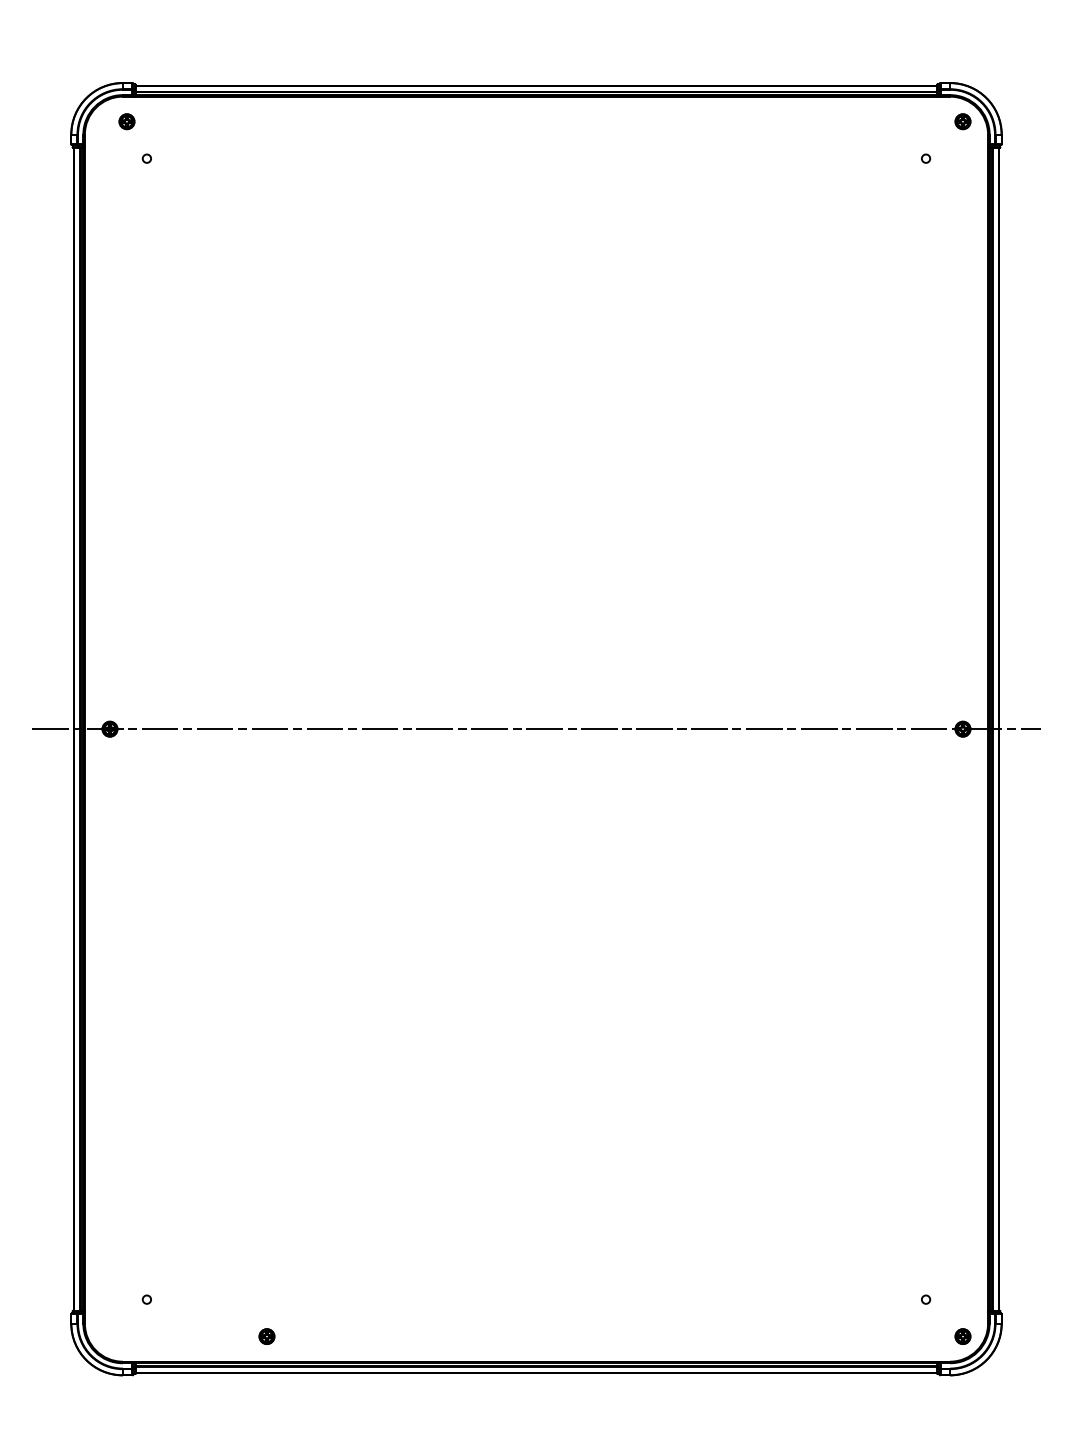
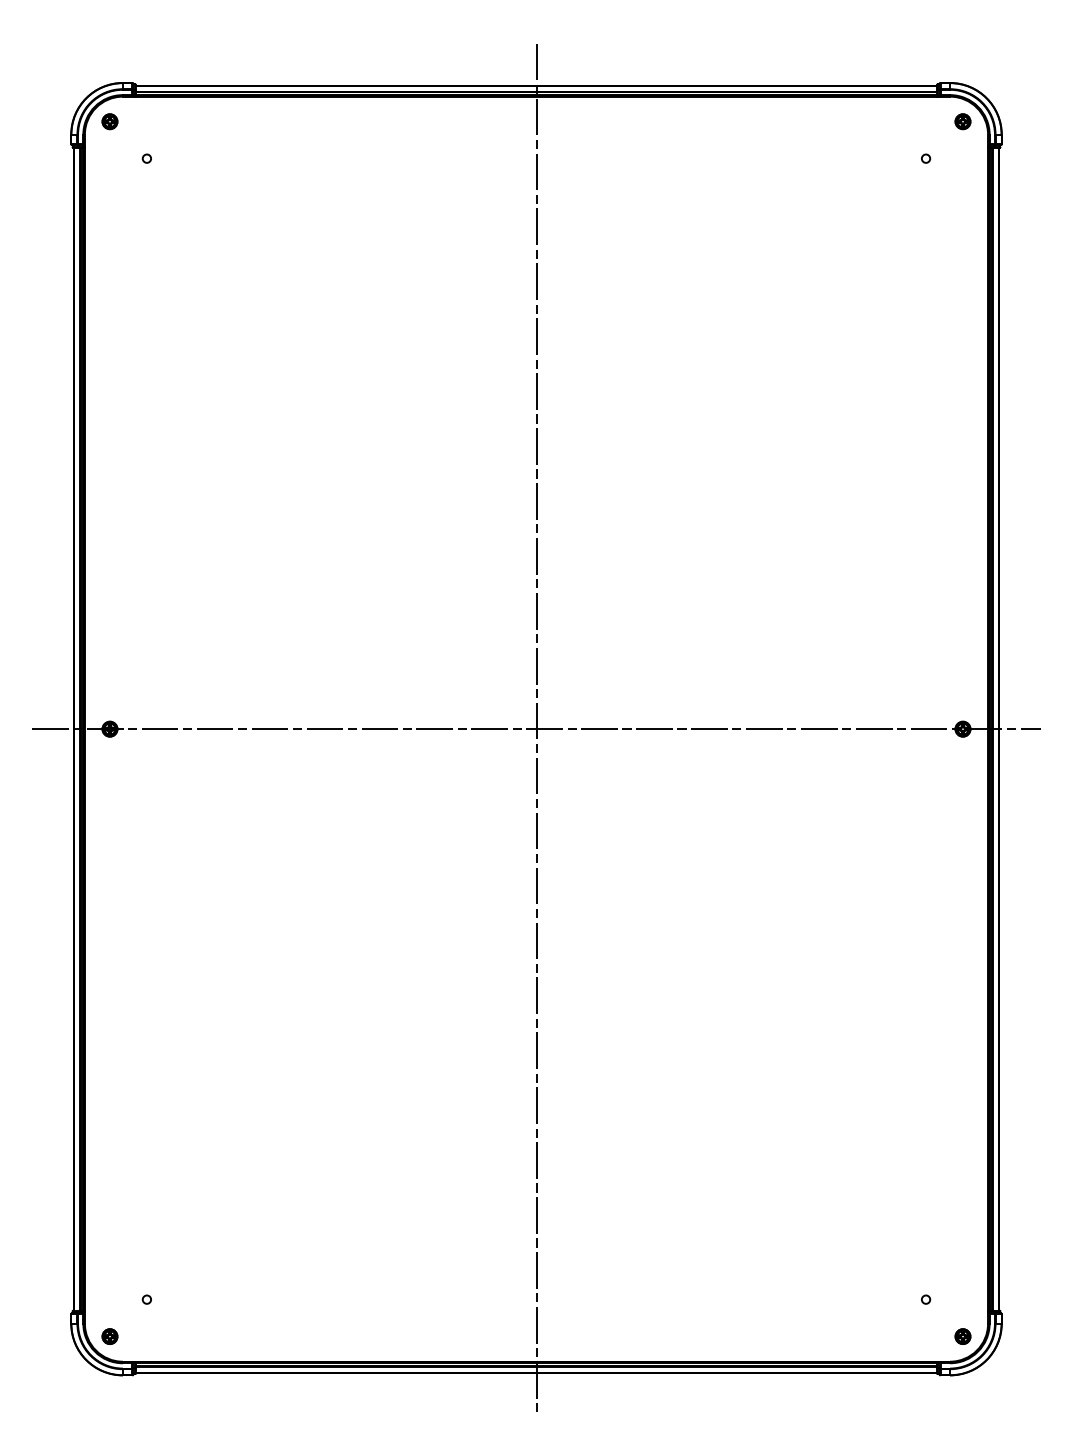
part position: (126, 121) -> (109, 121) (109, 121)
line: none -> present (536, 728)
part position: (266, 1336) -> (109, 1336) (109, 1336)
